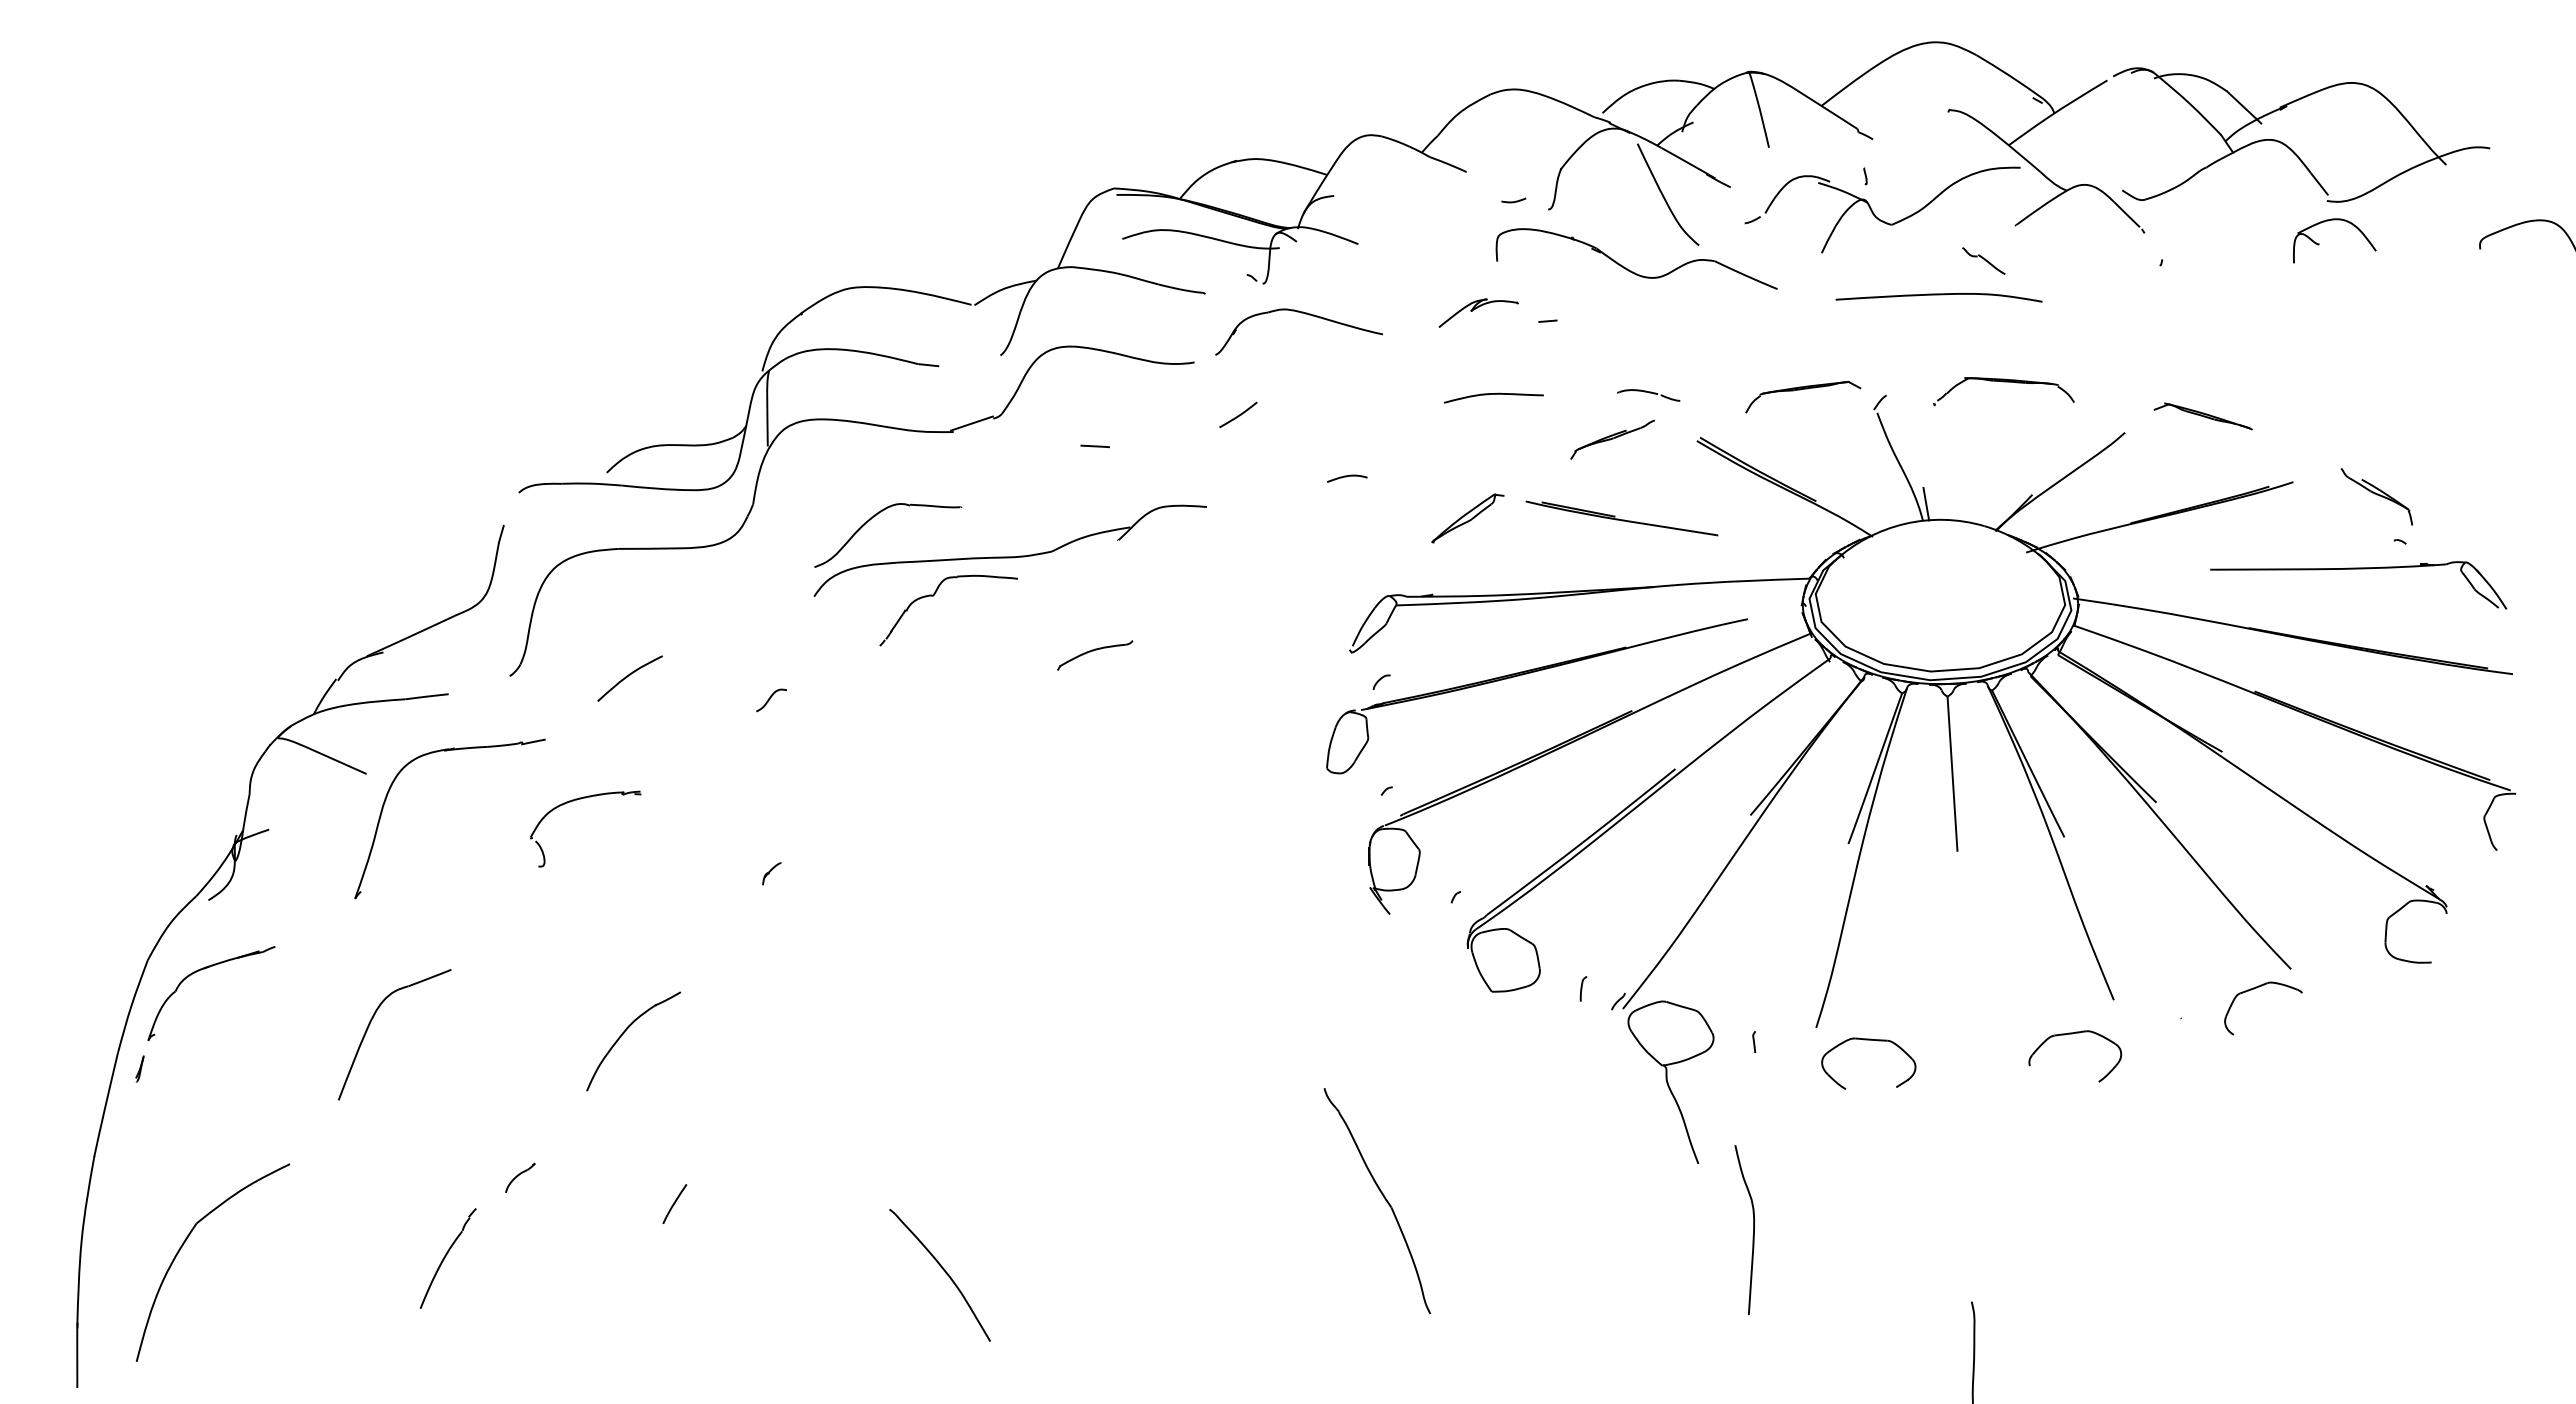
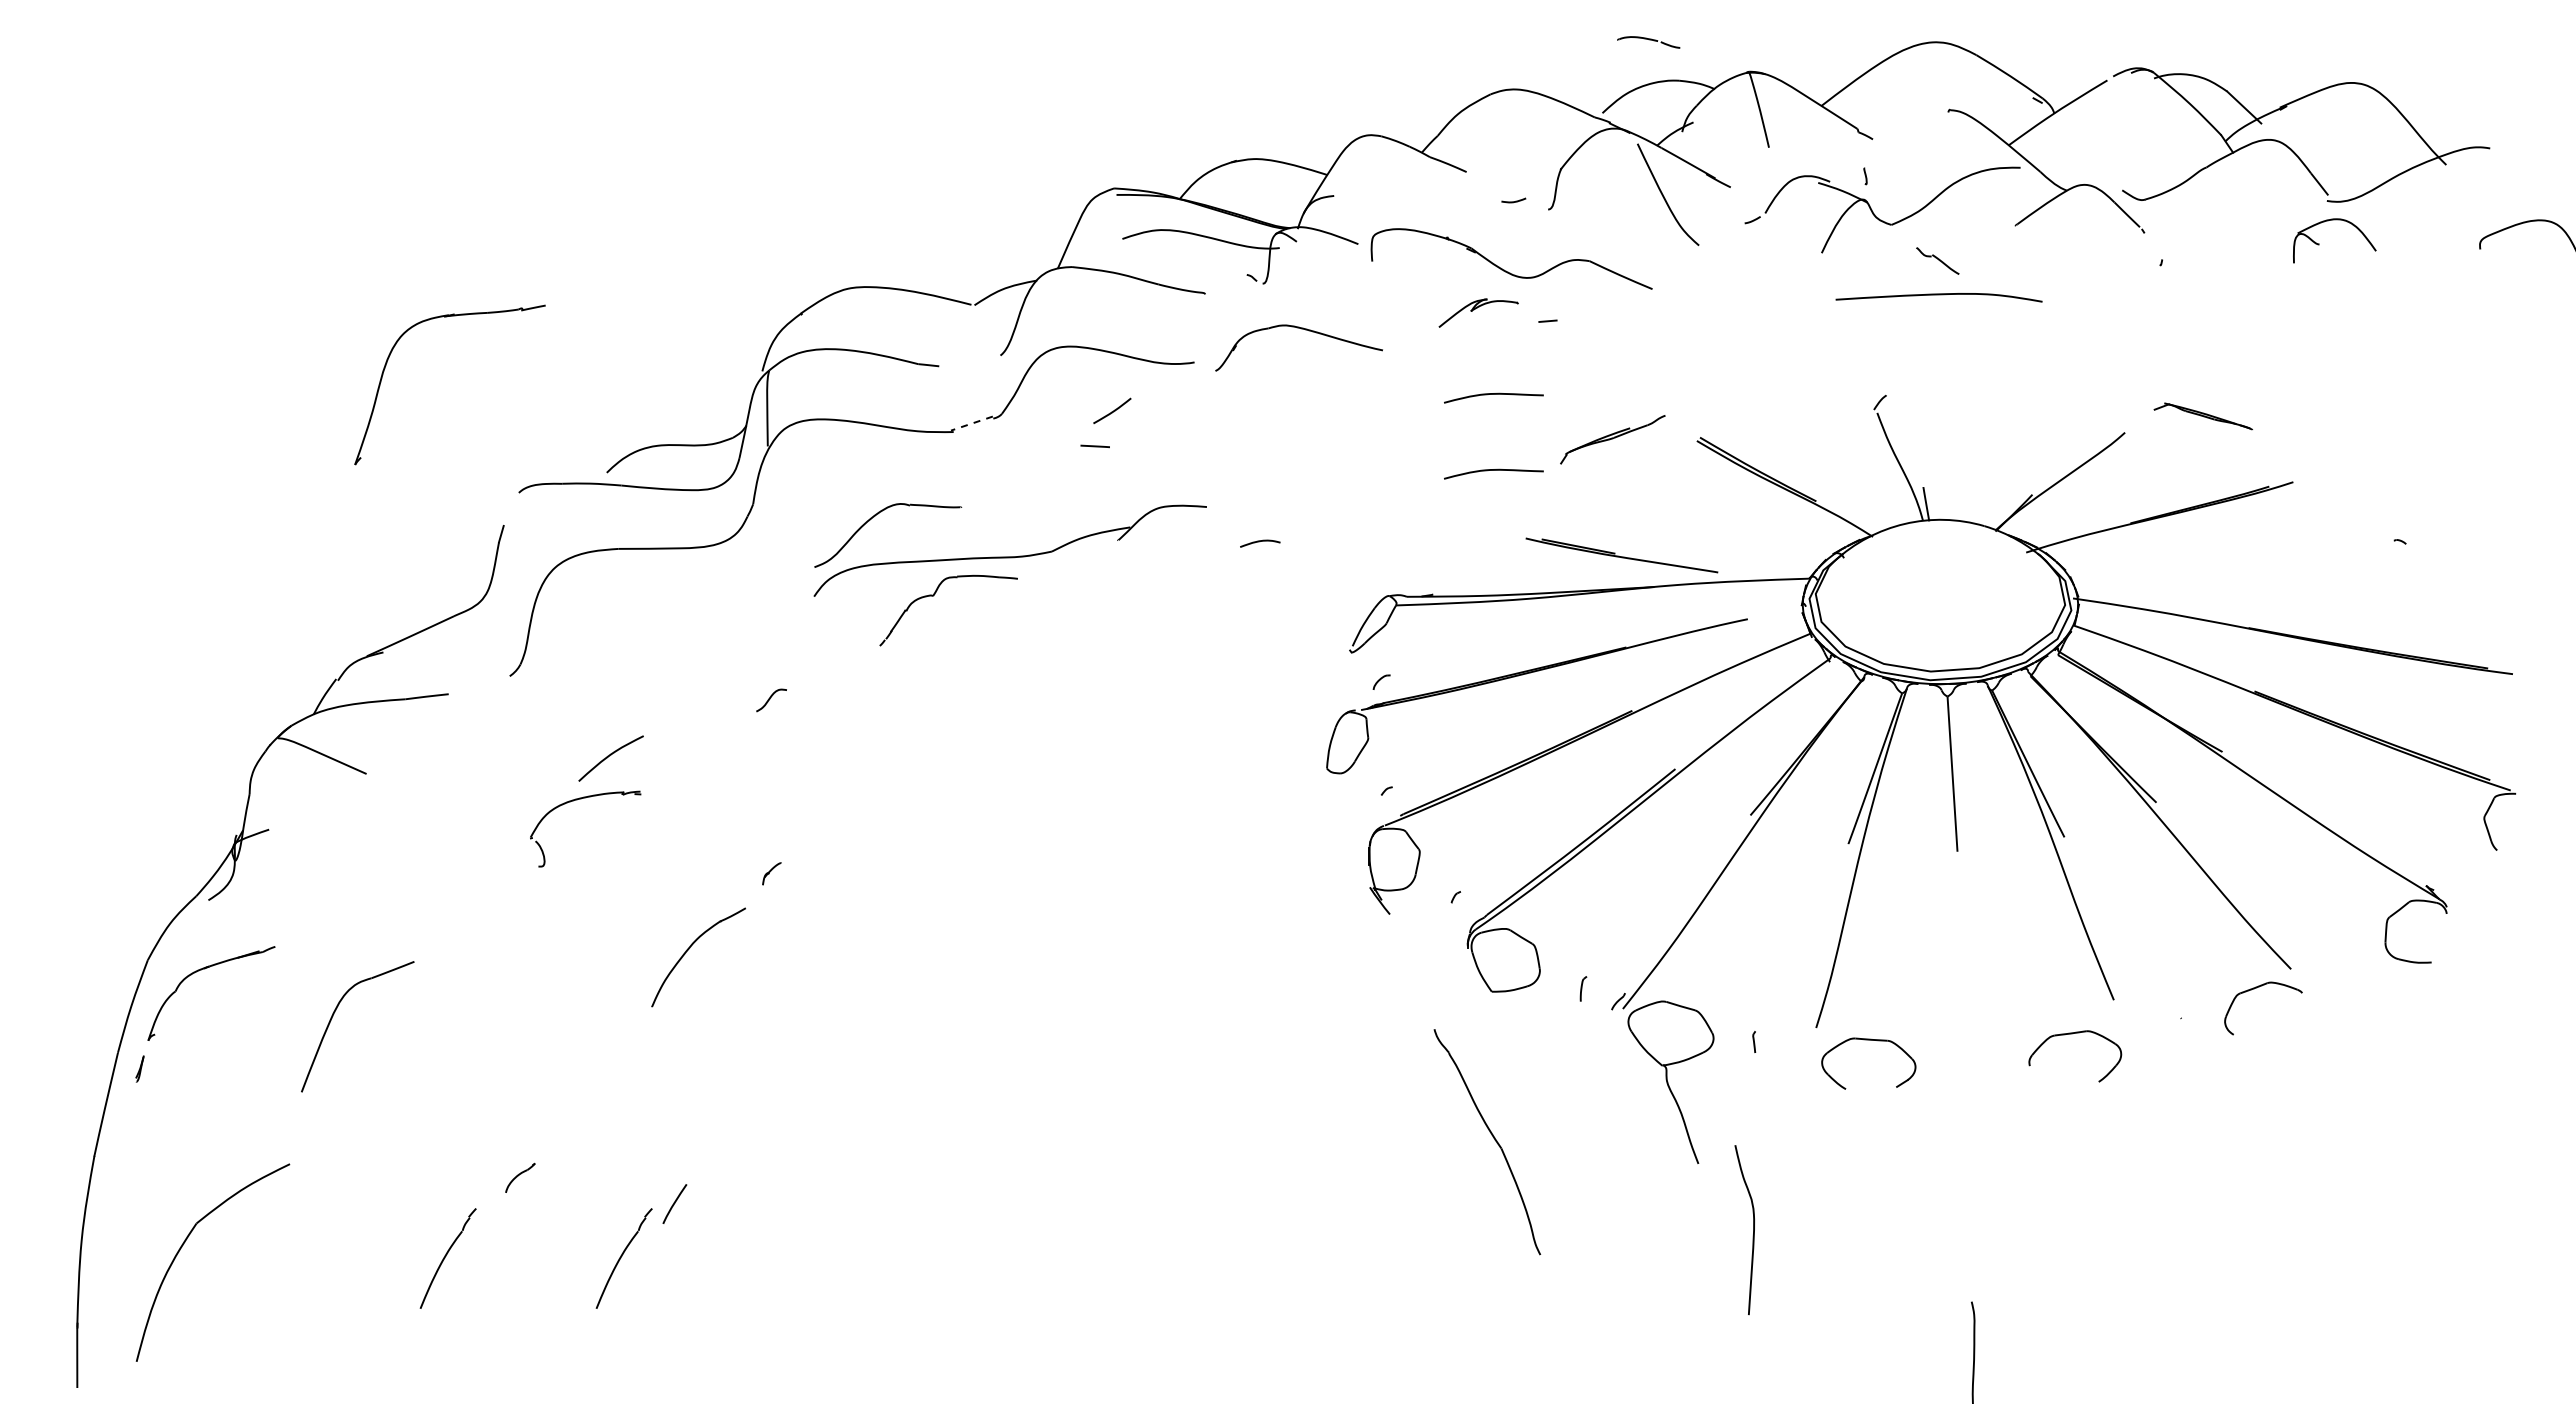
part position: (1983, 260) -> (1937, 260) (1937, 260)
part position: (1631, 270) -> (1506, 270) (1506, 270)
part position: (1301, 313) -> (1301, 329) (1301, 329)
part: present -> none (2003, 382)
part: present -> none (1800, 390)
part position: (1648, 395) -> (1648, 42) (1648, 42)
curve position: (1239, 414) -> (1113, 410) (1113, 410)
line: solid -> dashed (971, 423)
part size: 85x41 px -> 106x50 px (1612, 439)
curve: none -> present (1493, 470)
curve position: (1346, 477) -> (1259, 542) (1259, 542)
part: present -> none (2376, 496)
part: present -> none (1467, 518)
part position: (1621, 518) -> (1621, 555) (1621, 555)
part: present -> none (2358, 569)
part: present -> none (1095, 655)
curve position: (628, 676) -> (609, 756) (609, 756)
part position: (387, 797) -> (387, 363) (387, 363)
part position: (371, 1022) -> (334, 1014) (334, 1014)
part position: (625, 1032) -> (690, 948) (690, 948)
part position: (1383, 1197) -> (1493, 1138) (1493, 1138)
part: none -> present (623, 1258)
curve: present -> none (945, 1273)
